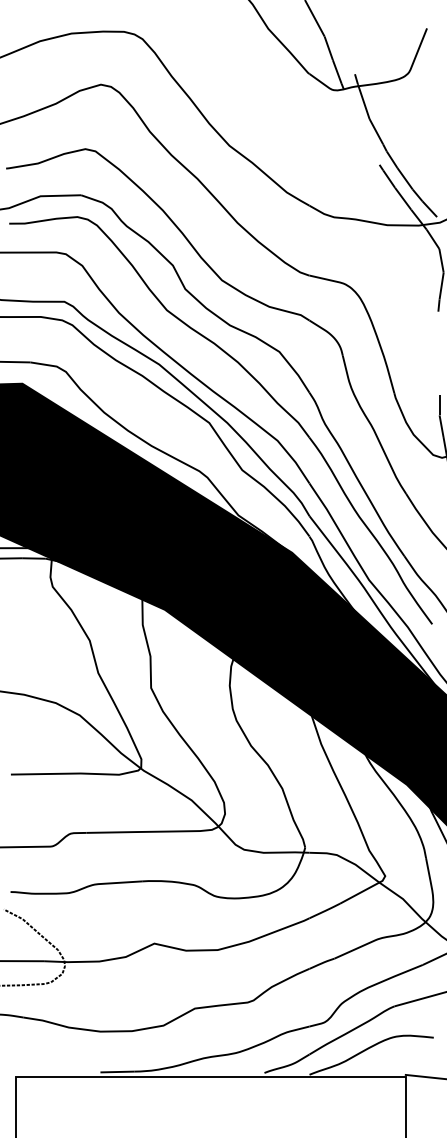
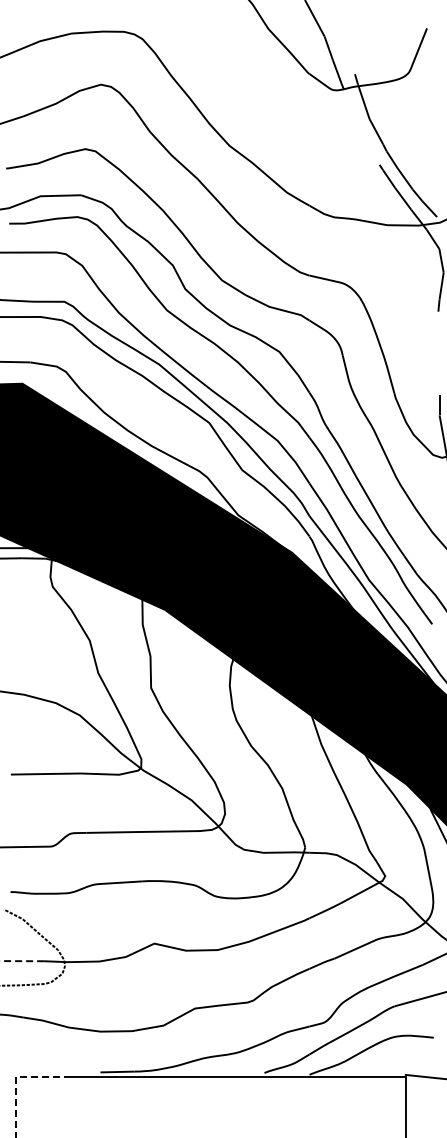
line: solid -> dashed (22, 961)
line: solid -> dashed (15, 1080)
